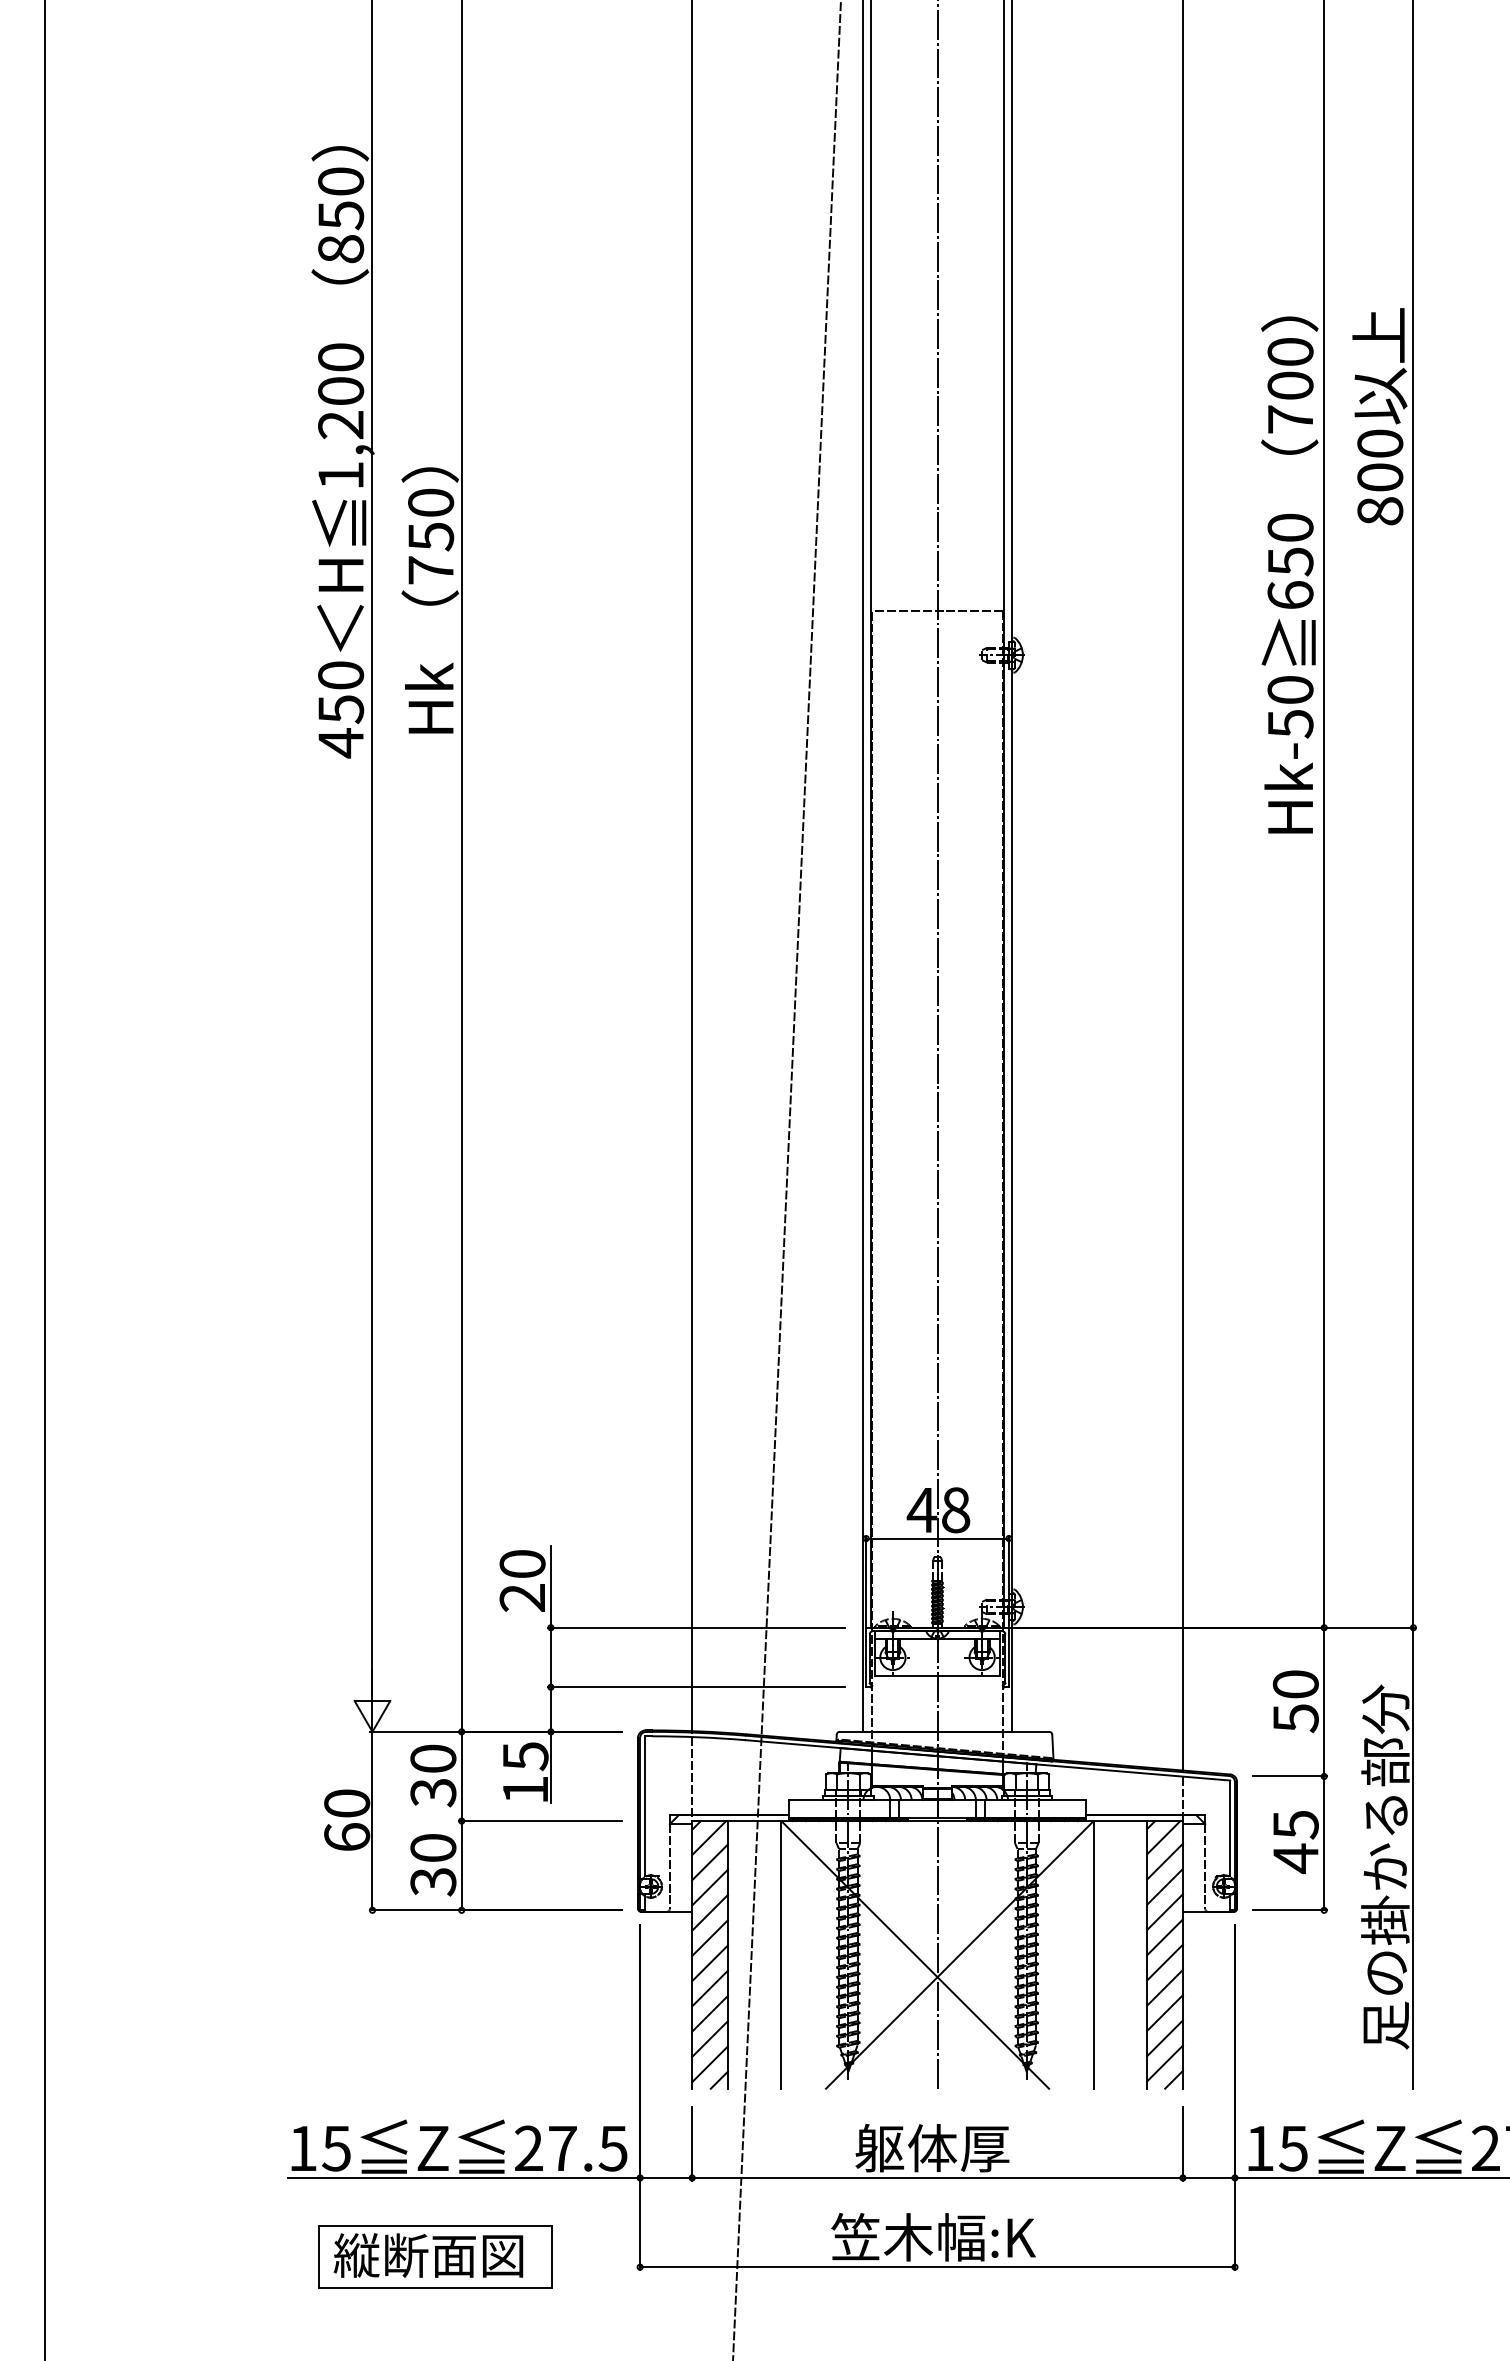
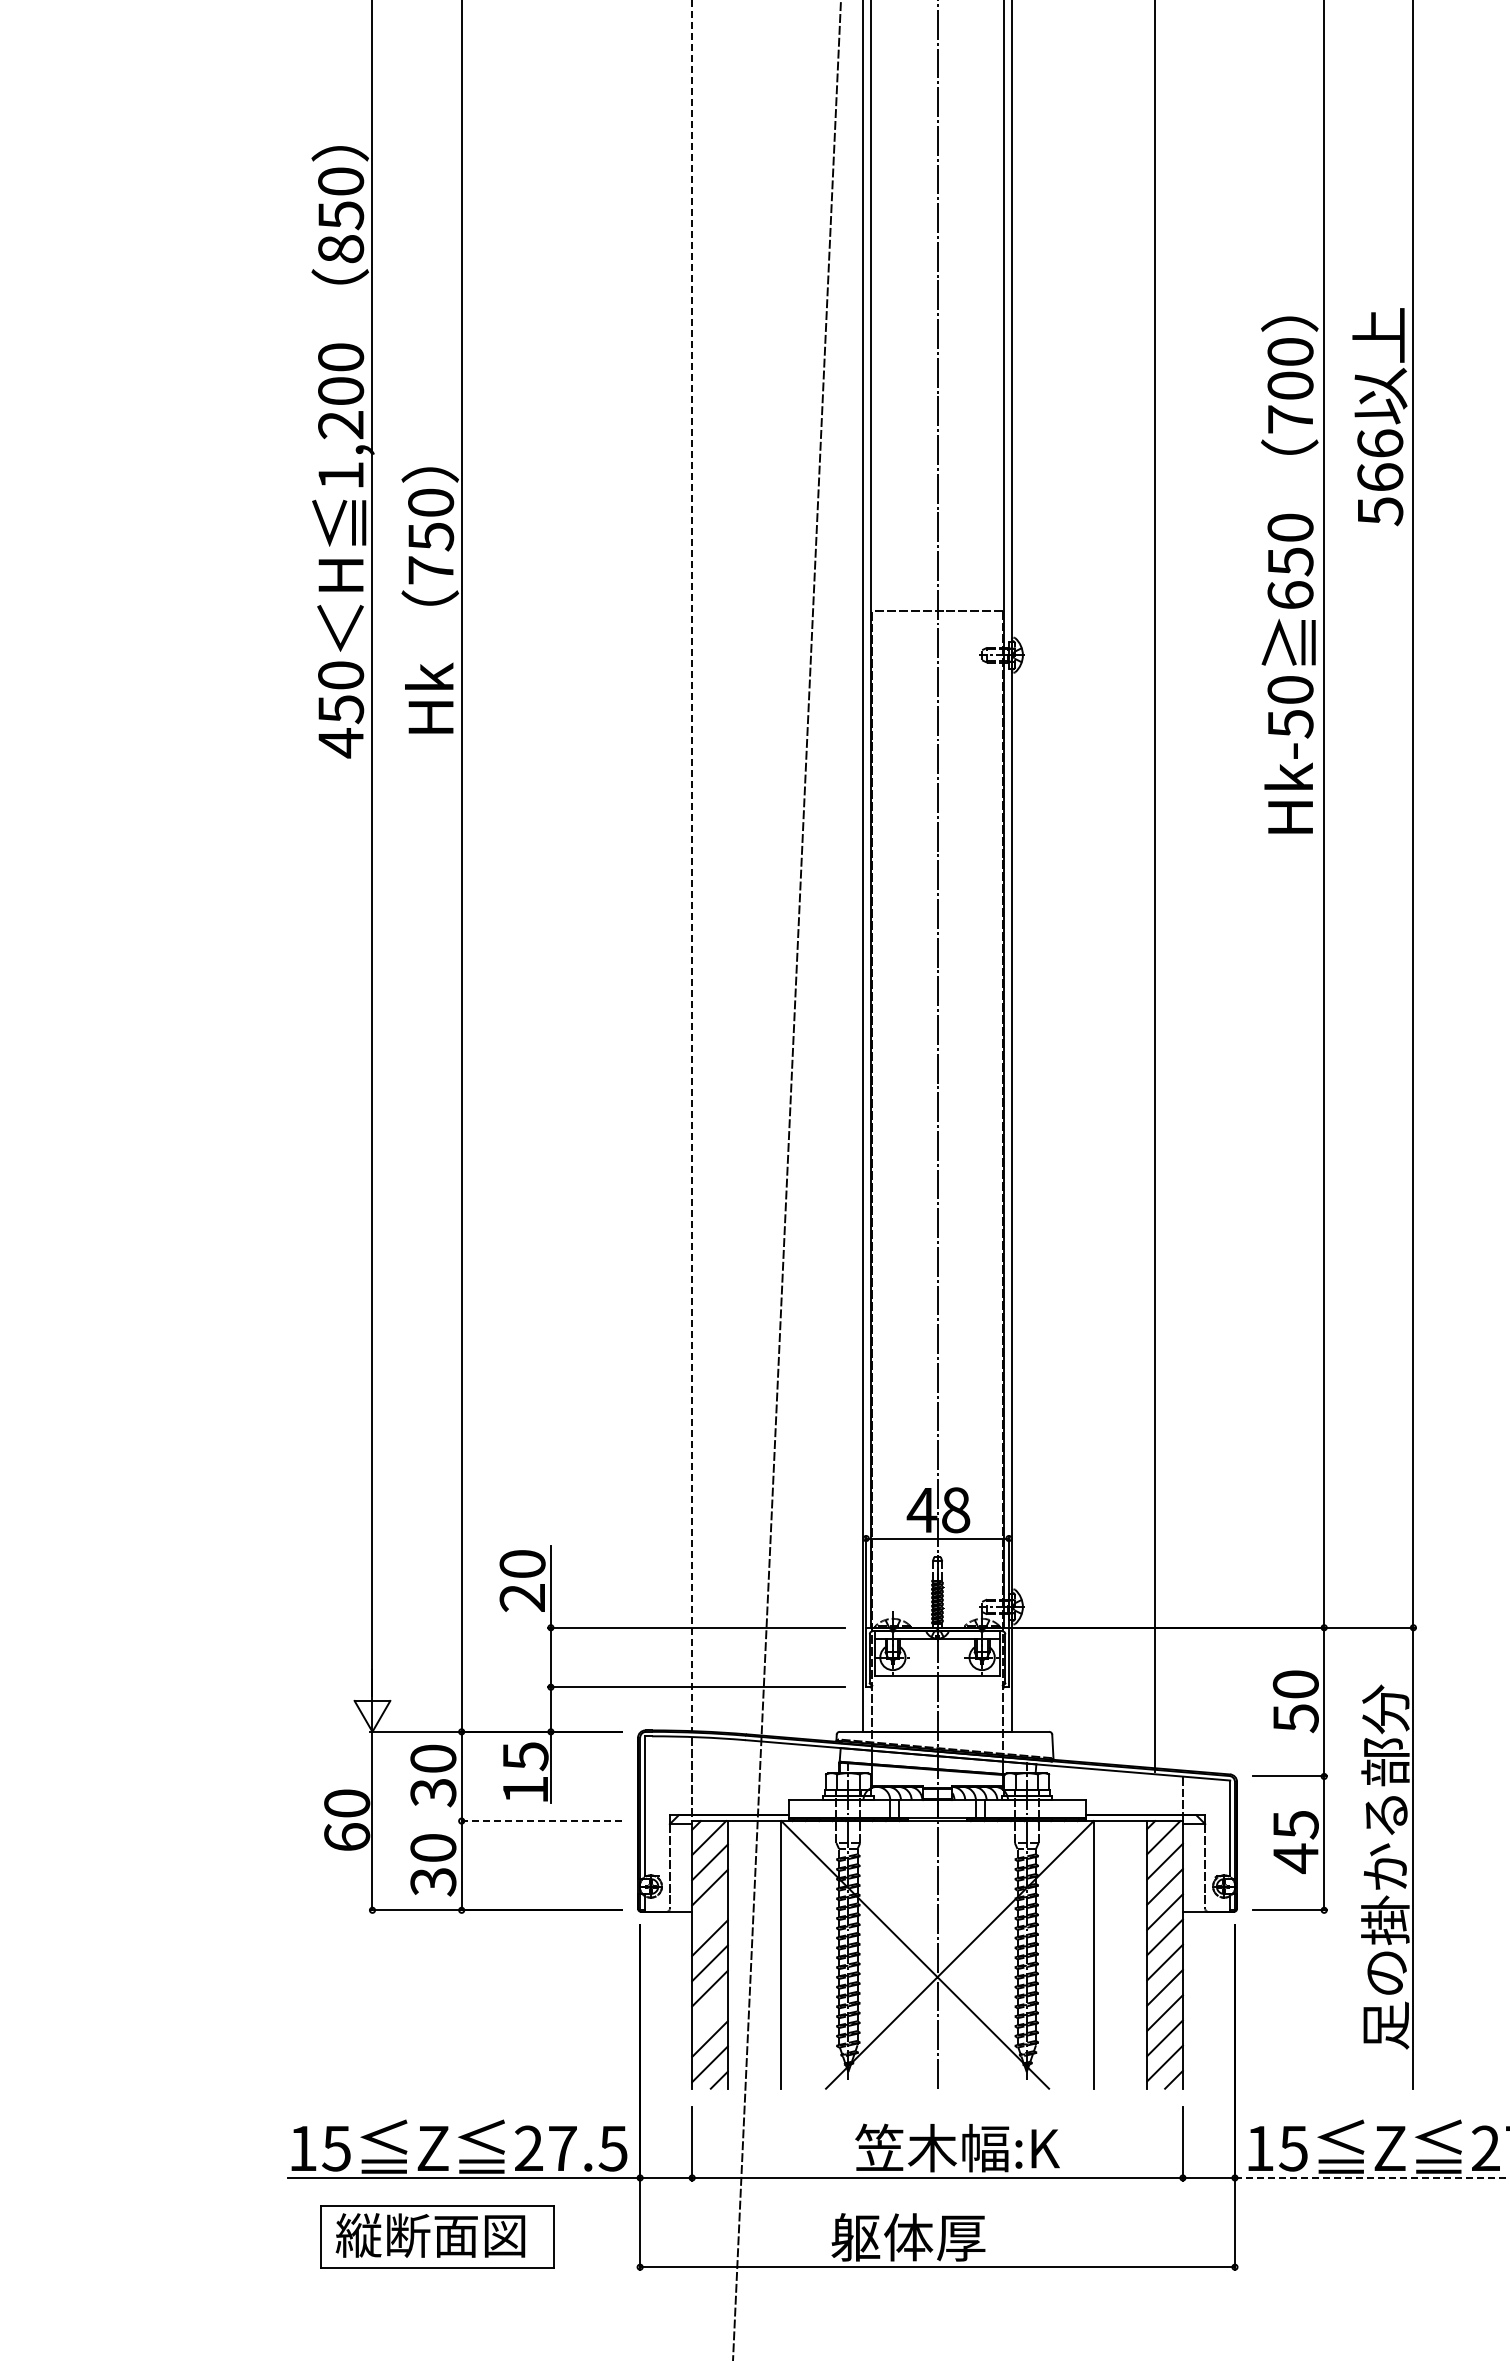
text: 800 -> 566 (1380, 477)
line: solid -> dashed (692, 866)
line position: (1182, 887) -> (1154, 887) (1154, 887)
line: present -> none (45, 1179)
line: solid -> dashed (540, 1821)
line: present -> none (709, 1912)
line: present -> none (709, 2013)
text: 躯体厚 -> 笠木幅:K (957, 2147)
line: solid -> dashed (1372, 2177)
text: 笠木幅:K -> 躯体厚 (933, 2237)
part position: (435, 2256) -> (437, 2236) (437, 2236)
